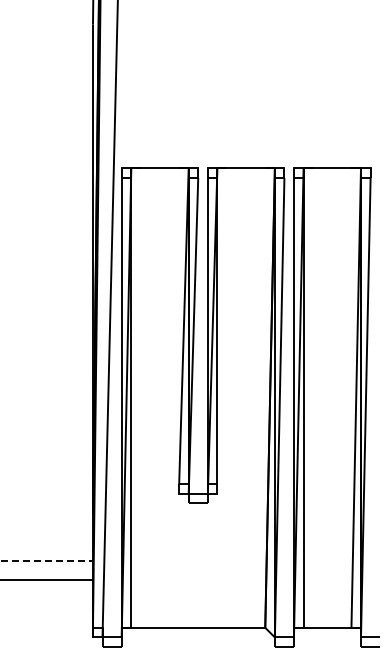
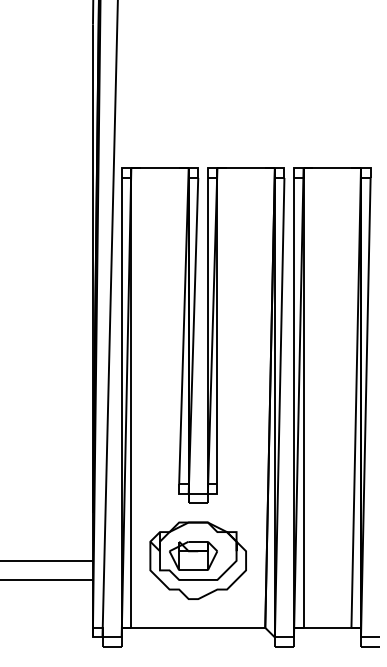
line: dashed -> solid (47, 560)
part: none -> present (197, 560)
